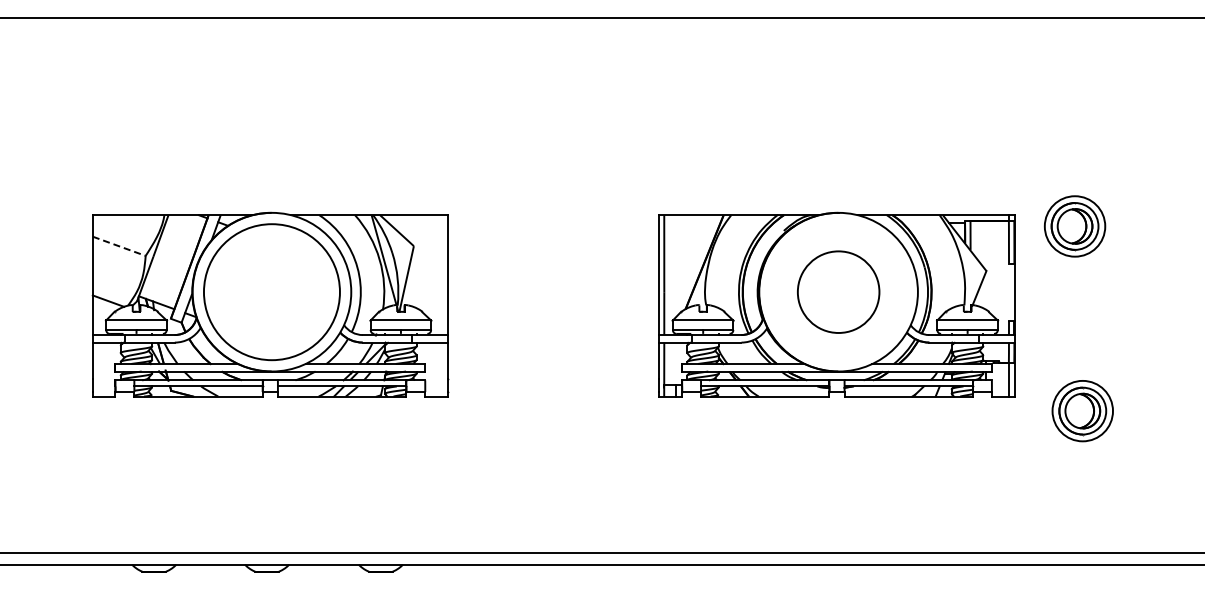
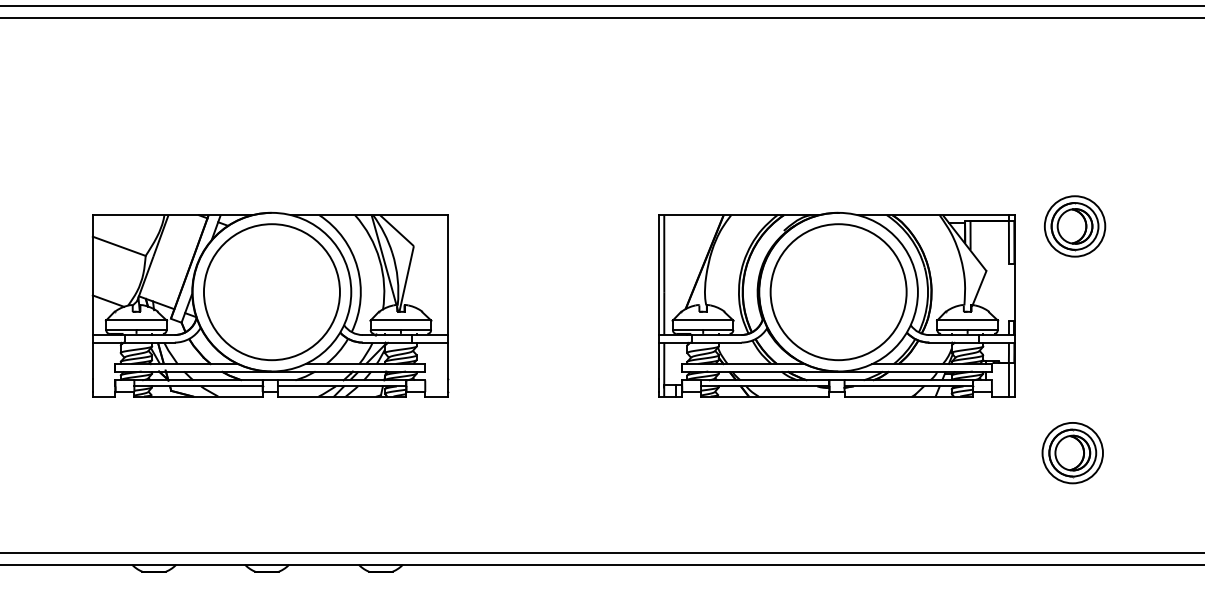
line: none -> present (601, 5)
line: dashed -> solid (119, 246)
circle diameter: 82 px -> 136 px (838, 292)
part position: (1082, 411) -> (1072, 453) (1072, 453)
